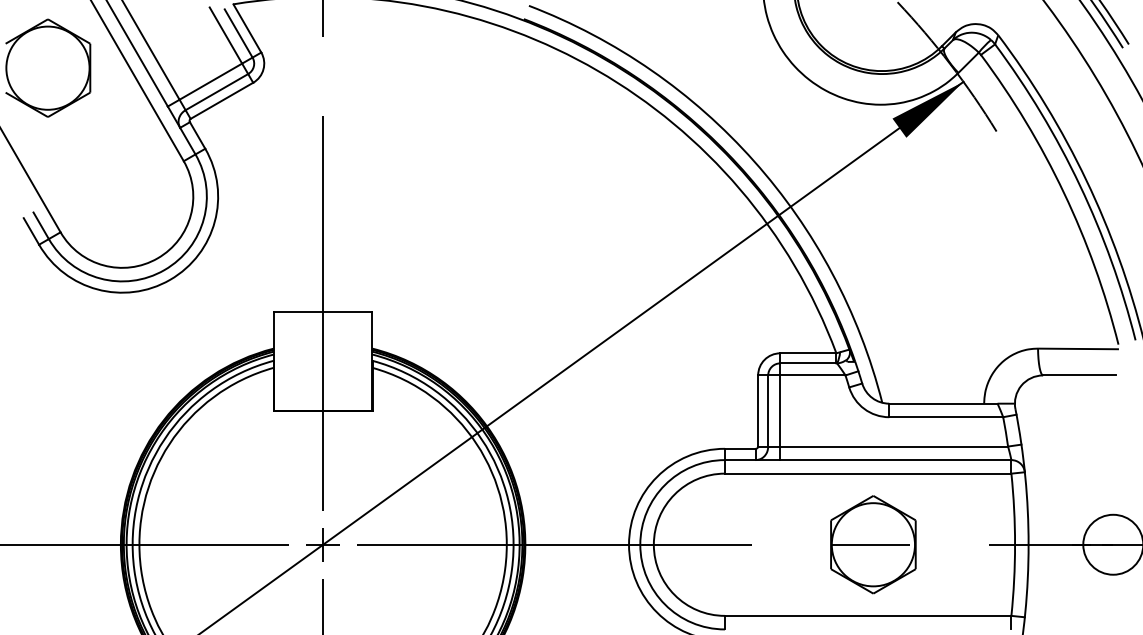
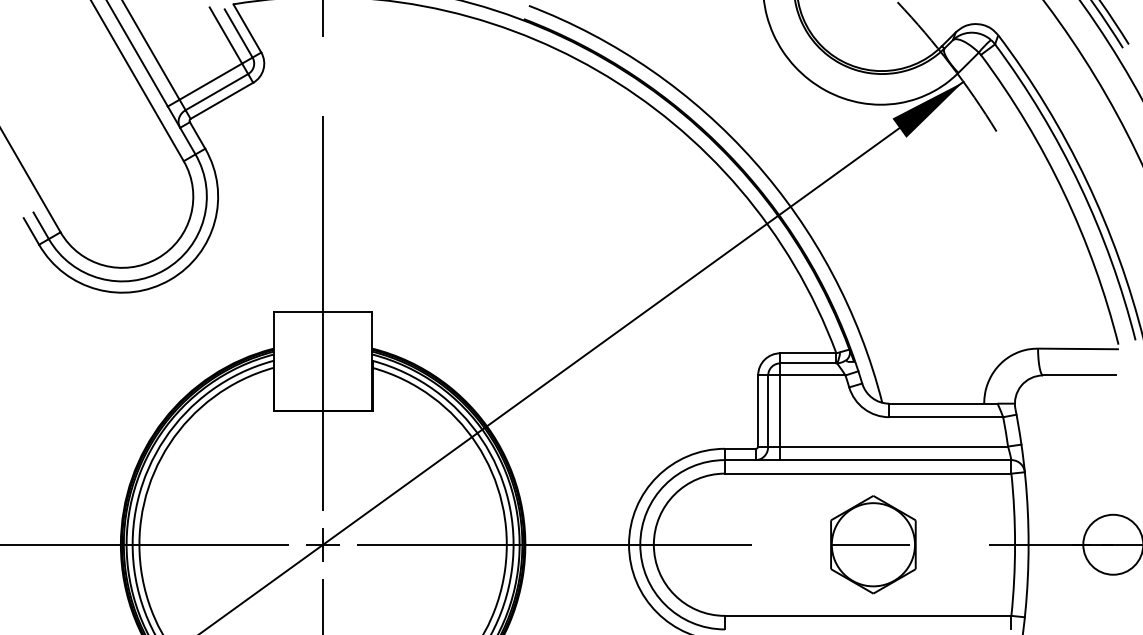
part: present -> none (48, 67)
